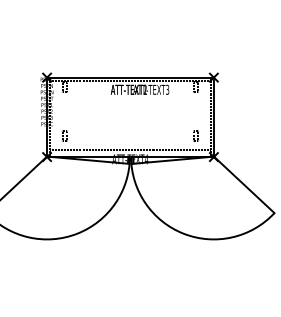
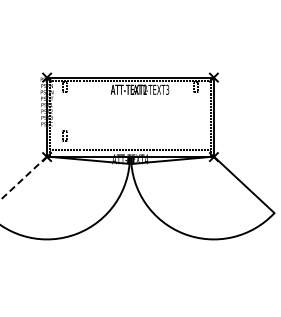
part: present -> none (195, 135)
line: solid -> dashed (23, 178)
